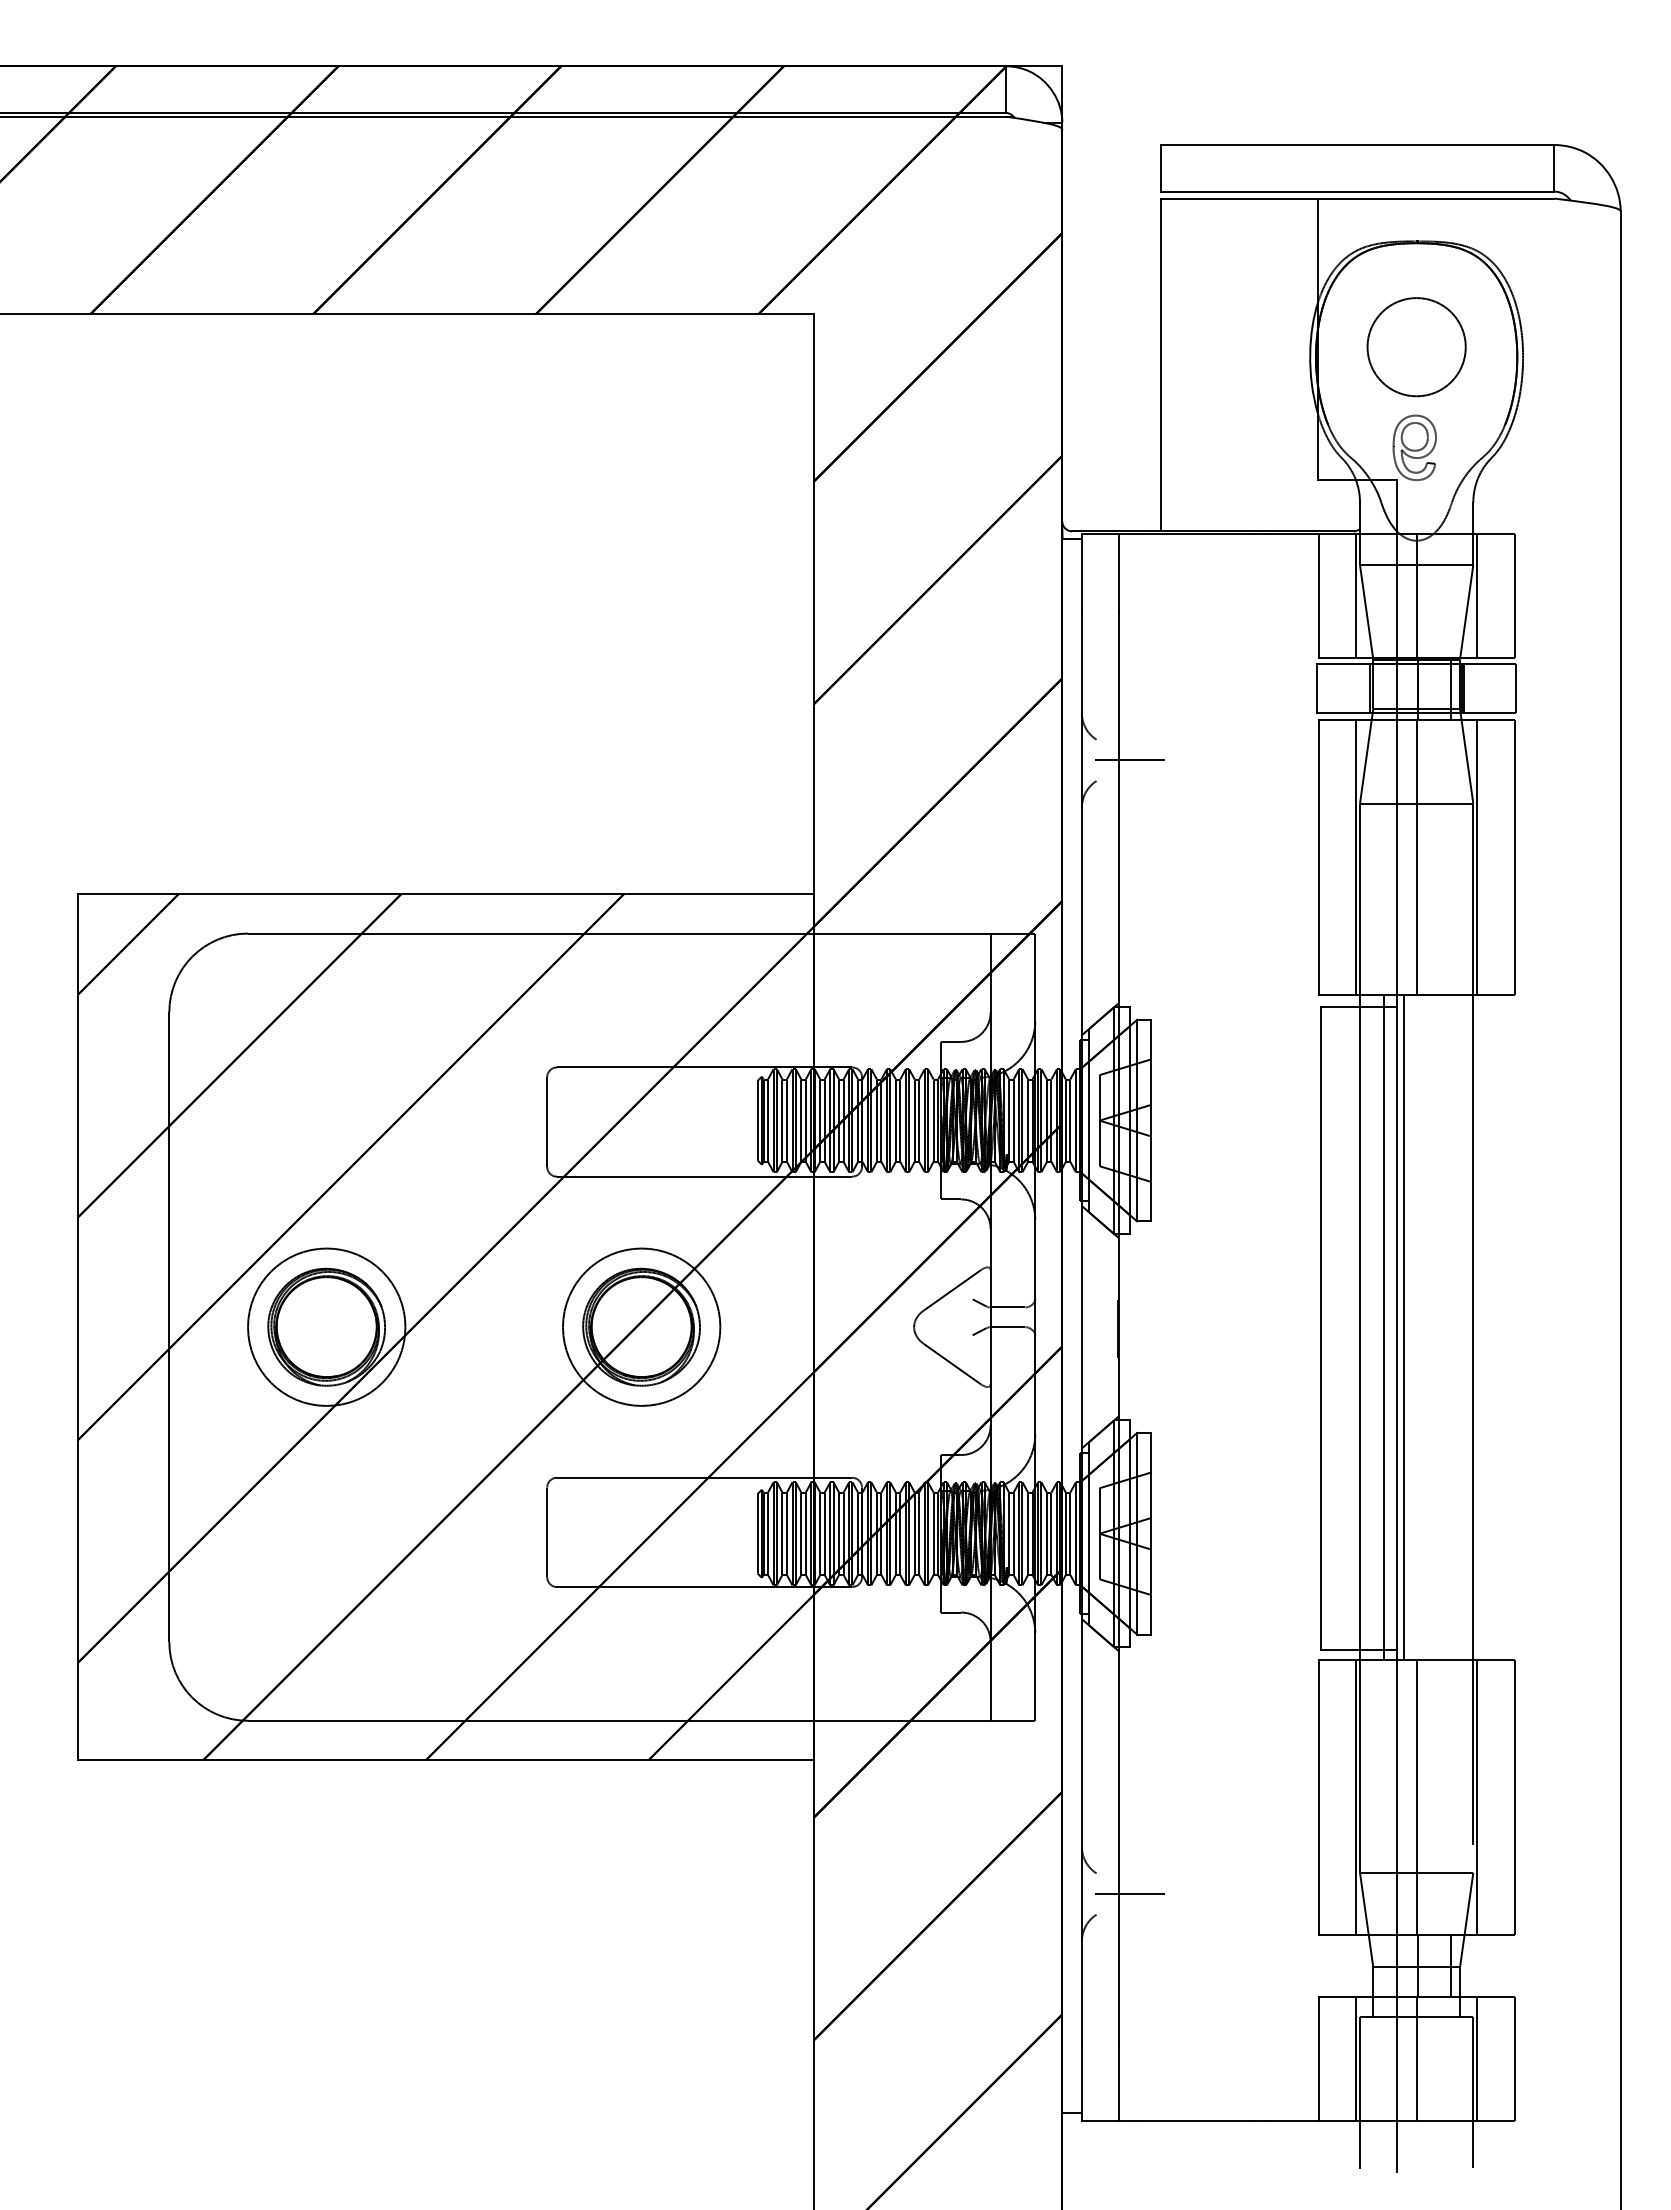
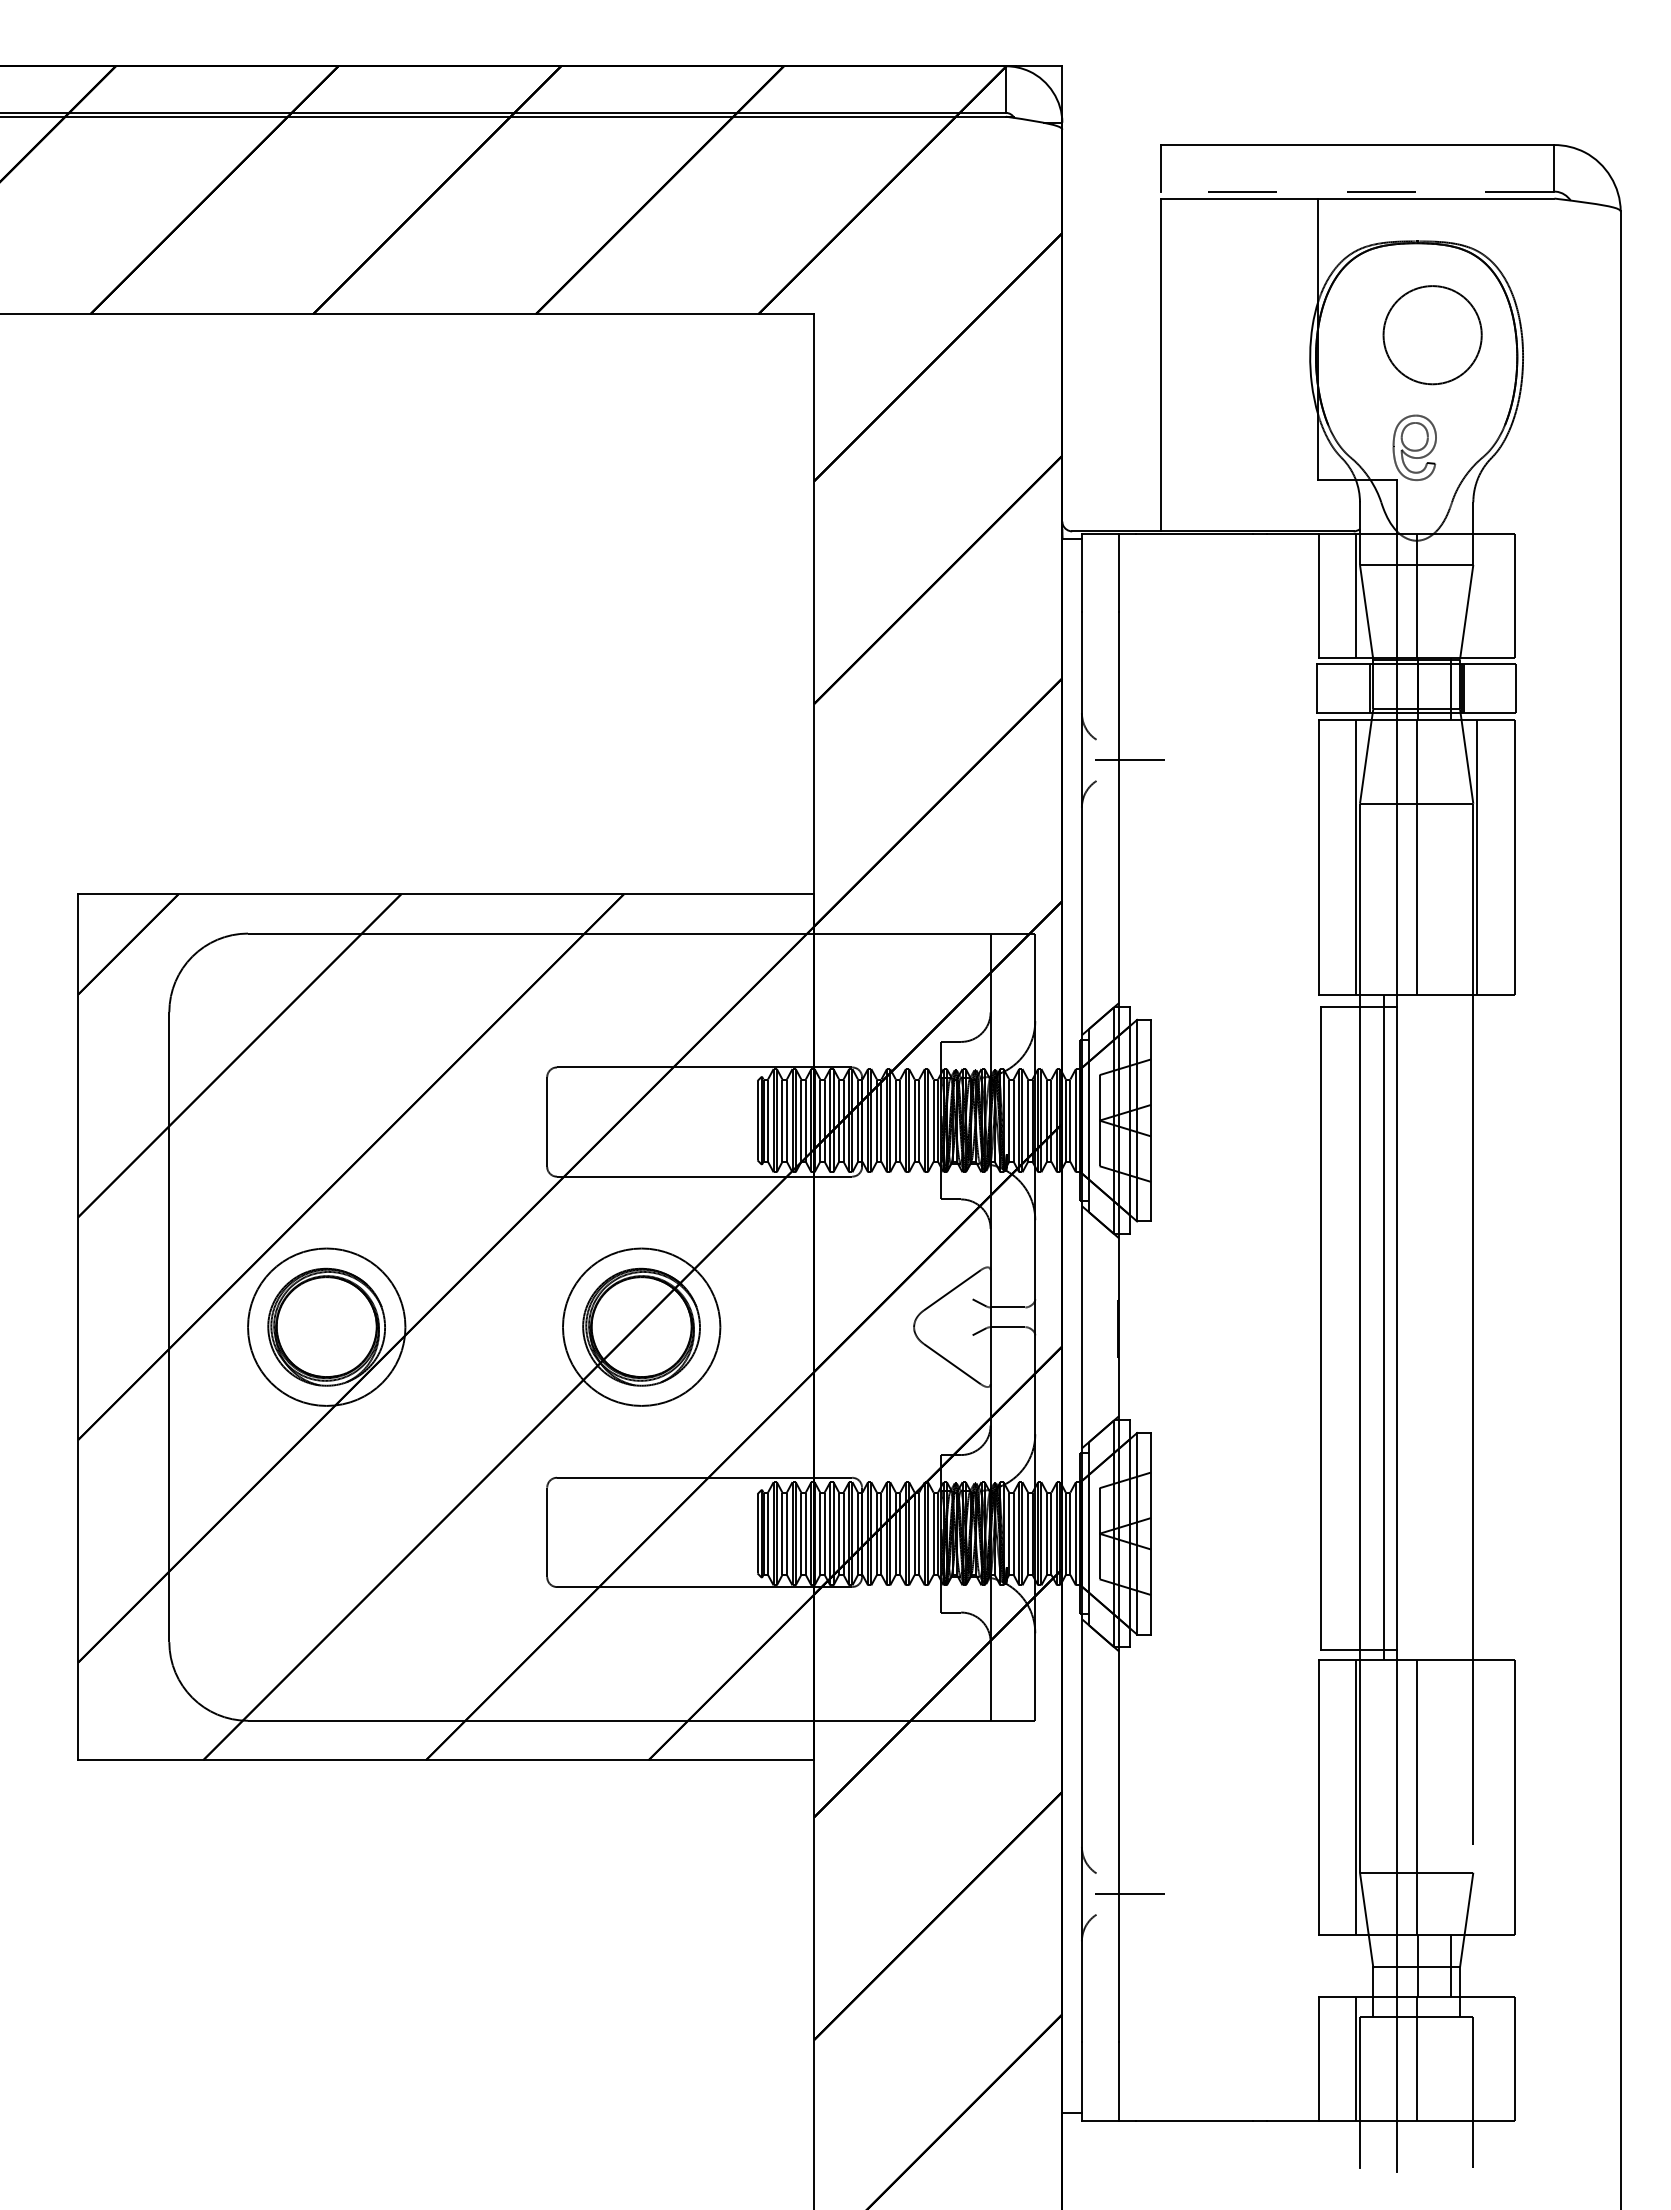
line: solid -> dashed (1357, 191)
circle position: (1416, 347) -> (1432, 335) (1432, 335)
line: present -> none (1477, 595)
line: present -> none (1404, 1326)
line: present -> none (1477, 1796)
line: present -> none (1477, 2058)
